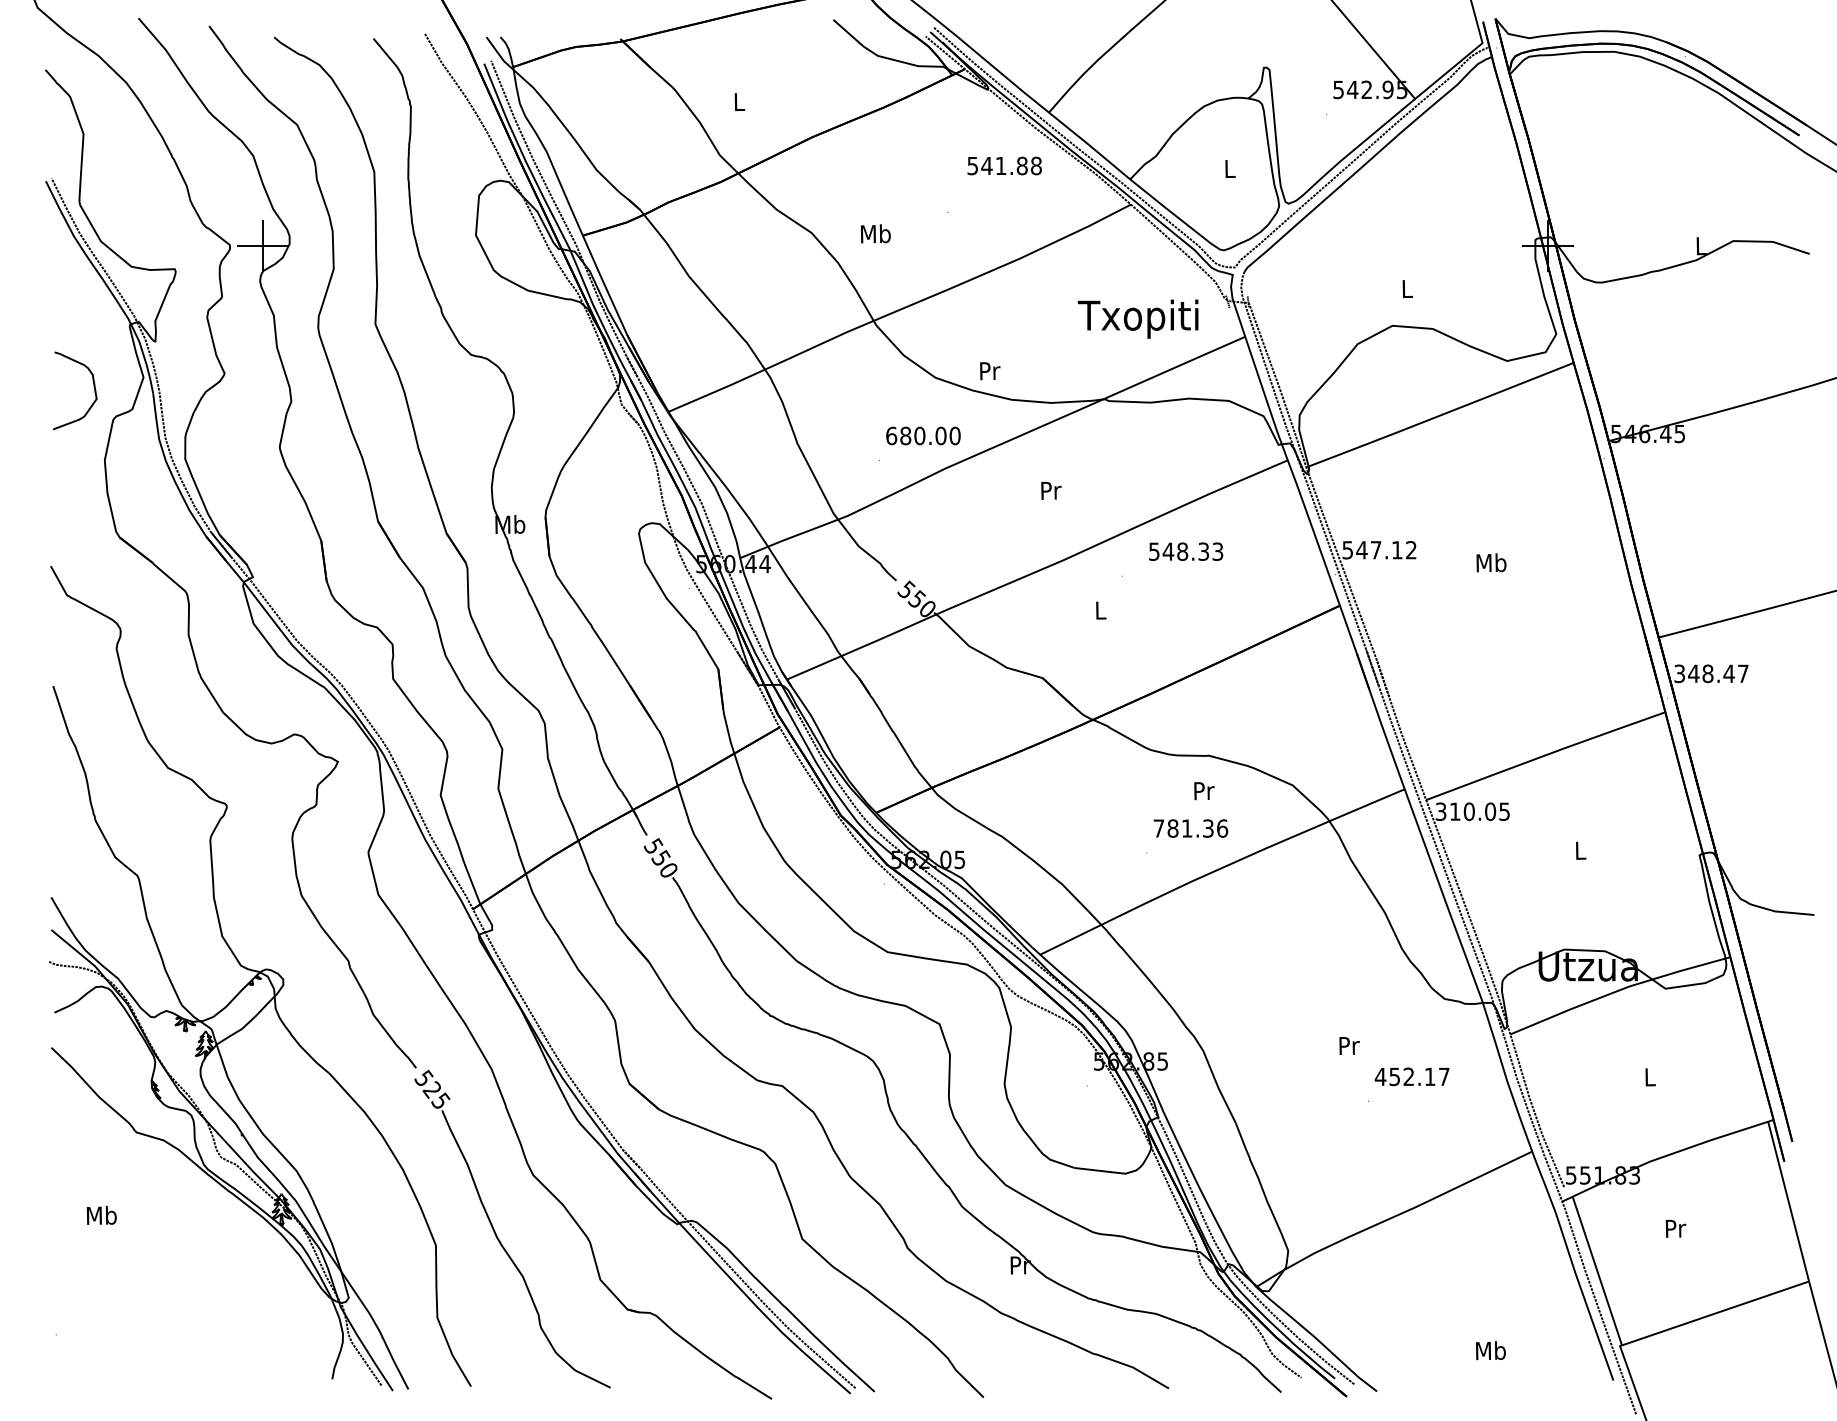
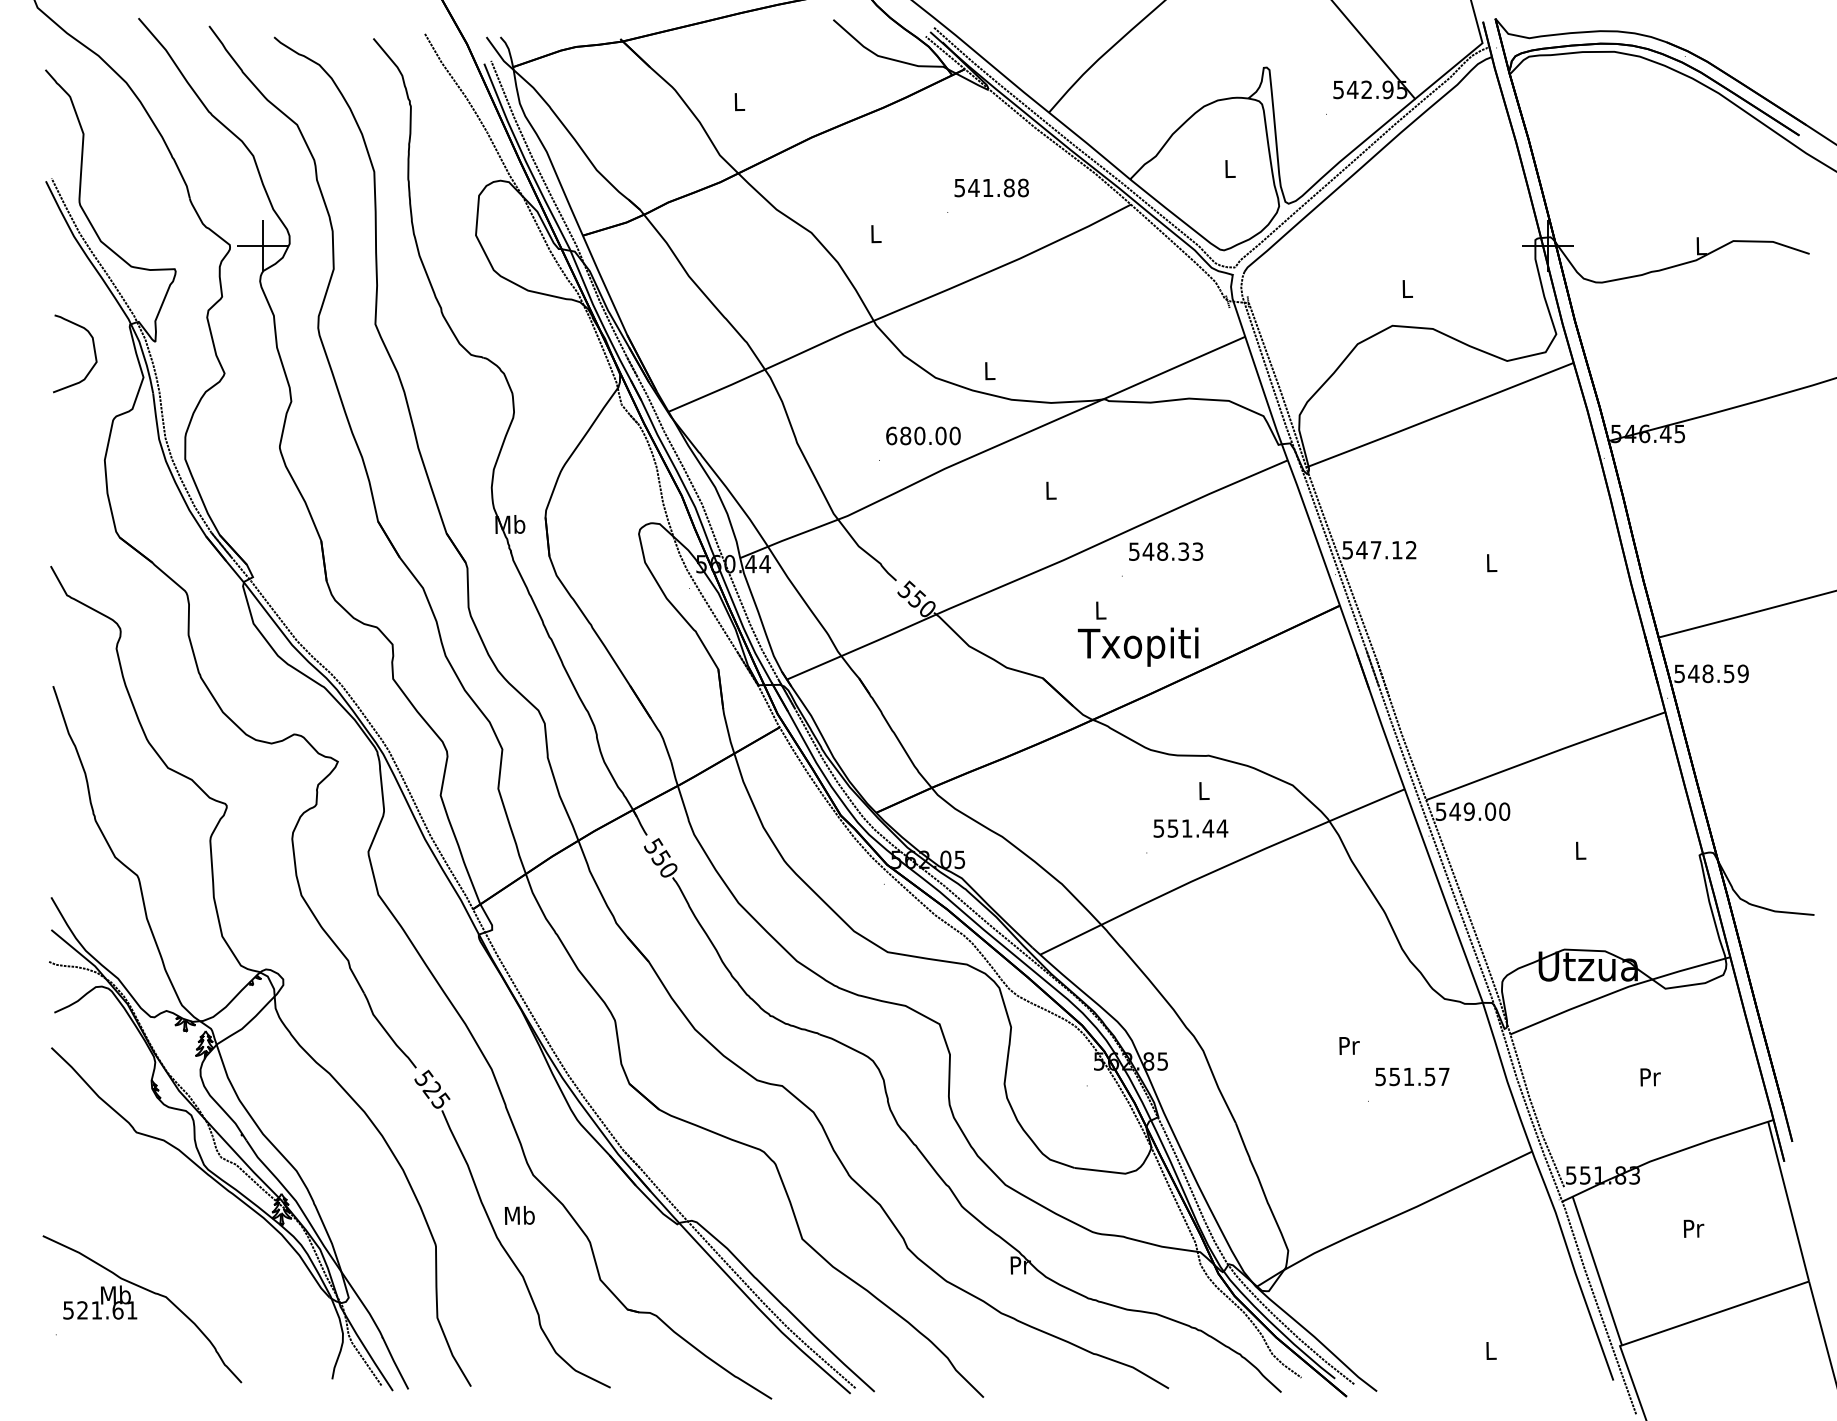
text position: (1004, 165) -> (991, 187) (991, 187)
text: Mb -> L (875, 233)
text position: (1138, 318) -> (1138, 646) (1138, 646)
text: Pr -> L (990, 371)
curve position: (93, 387) -> (93, 350) (93, 350)
text: Pr -> L (1051, 490)
text position: (1186, 551) -> (1166, 551) (1166, 551)
text: Mb -> L (1491, 562)
text: 348.47 -> 548.59 (1711, 673)
text: Pr -> L (1204, 791)
text: 310.05 -> 549.00 (1473, 811)
text: 781.36 -> 551.44 (1190, 828)
text: 452.17 -> 551.57 (1404, 1076)
text: L -> Pr (1650, 1077)
text position: (101, 1215) -> (519, 1215) (519, 1215)
text position: (1675, 1228) -> (1693, 1228) (1693, 1228)
part: none -> present (133, 1309)
text: Mb -> L (1490, 1350)
